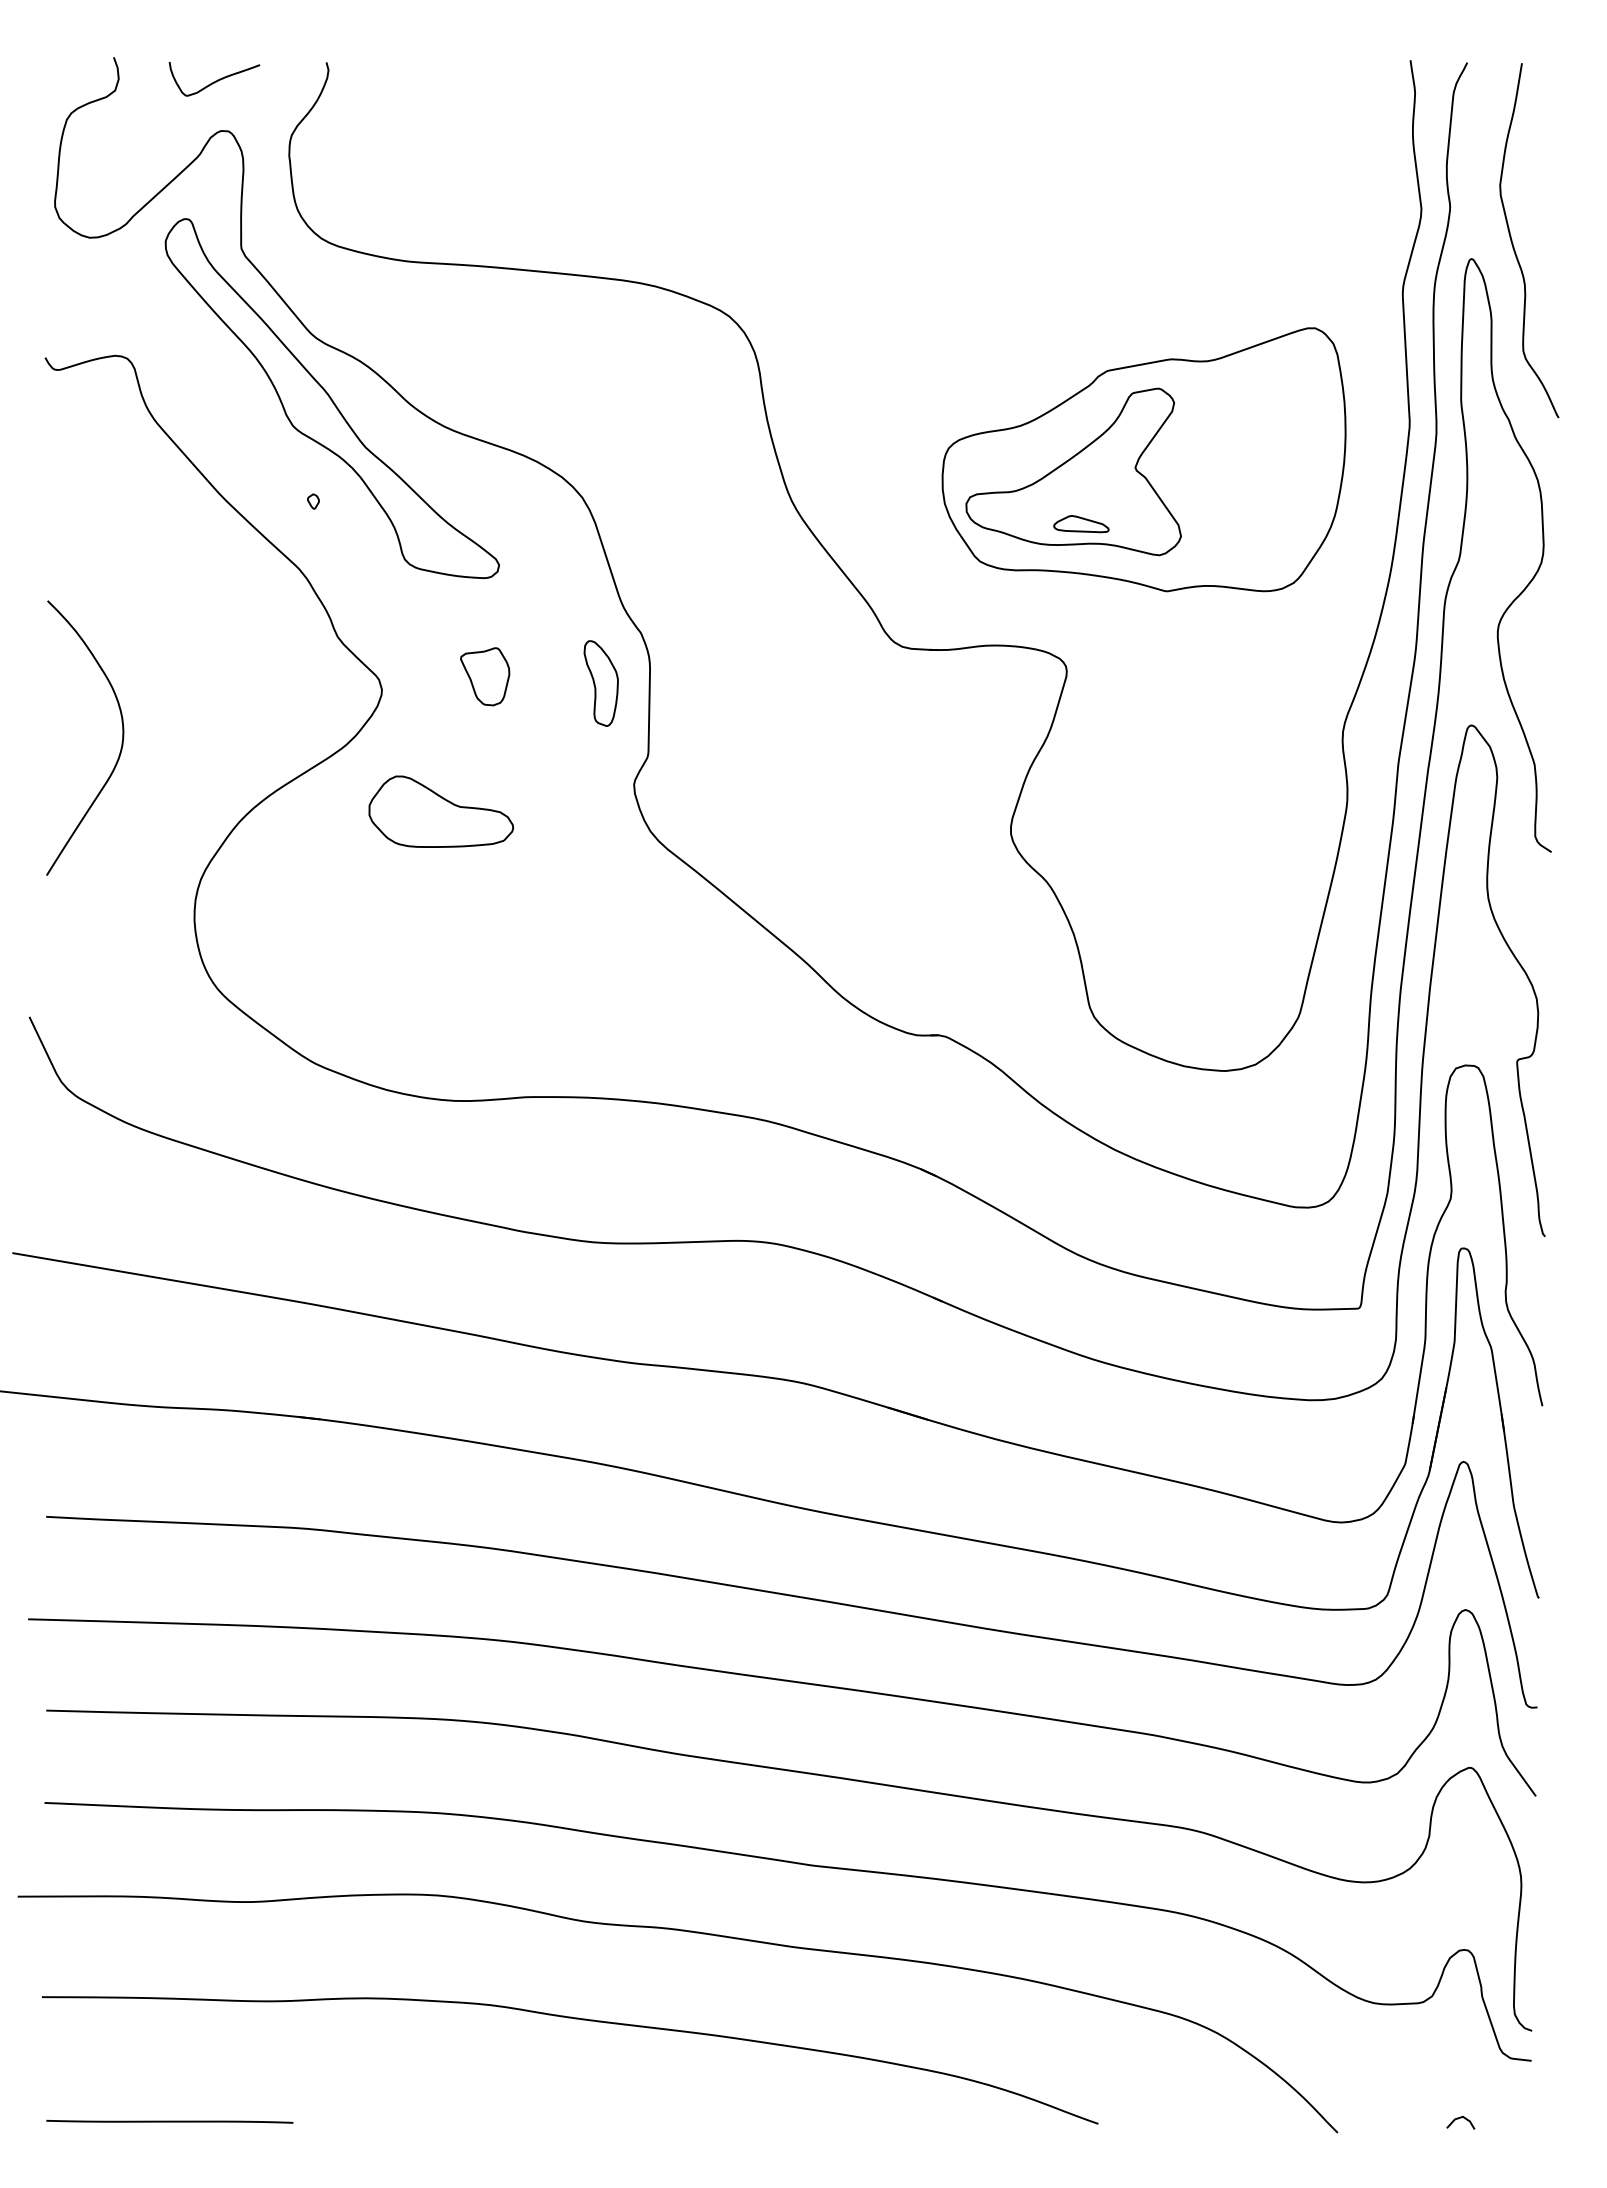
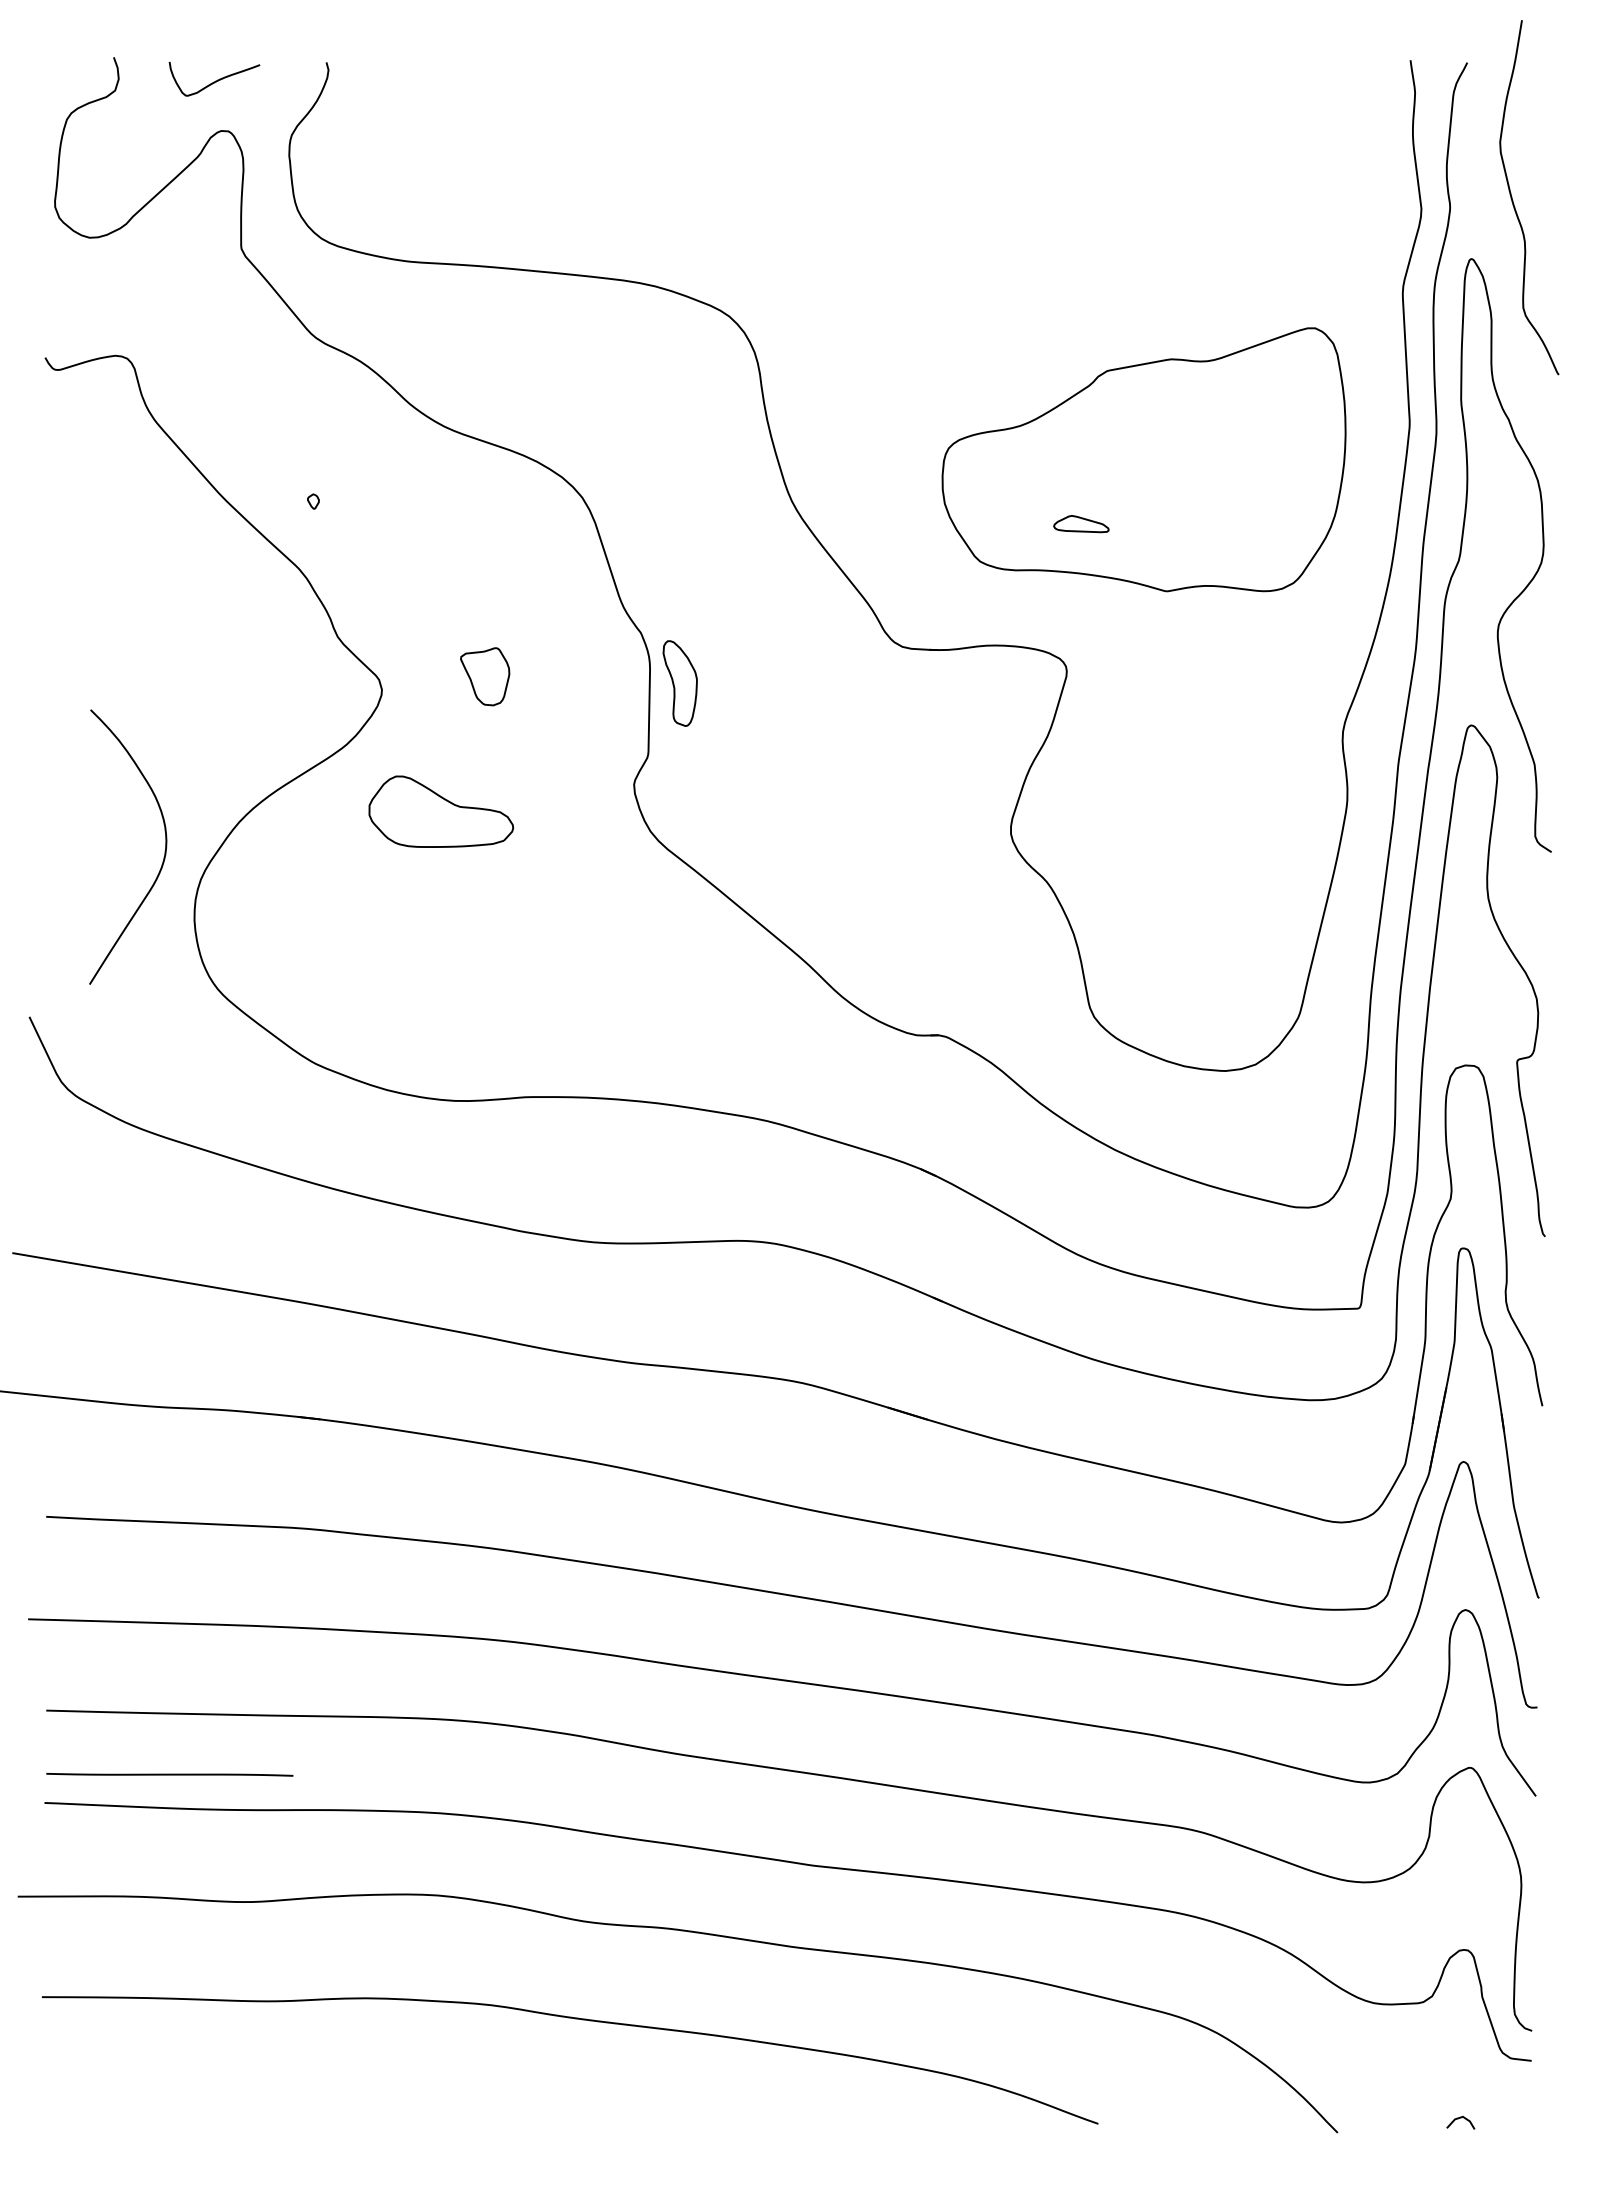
curve position: (1513, 243) -> (1513, 200) (1513, 200)
part: present -> none (331, 398)
part: present -> none (1073, 471)
part position: (600, 683) -> (679, 683) (679, 683)
curve position: (121, 742) -> (164, 851) (164, 851)
line position: (169, 2121) -> (169, 1774) (169, 1774)
